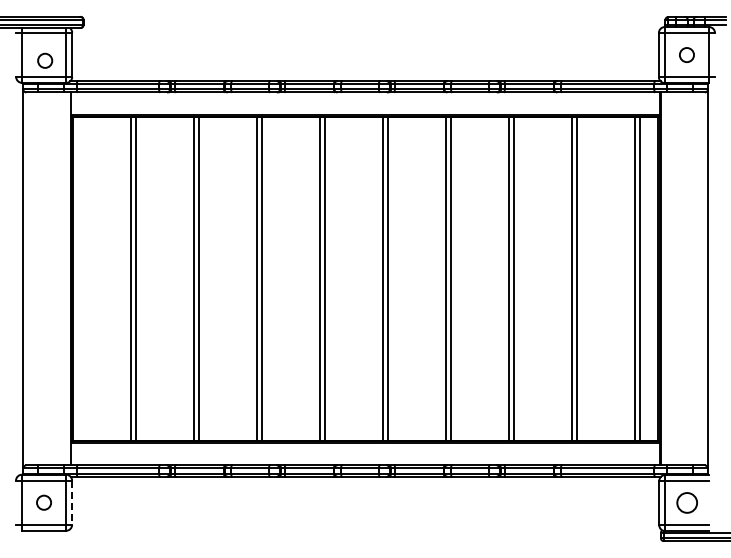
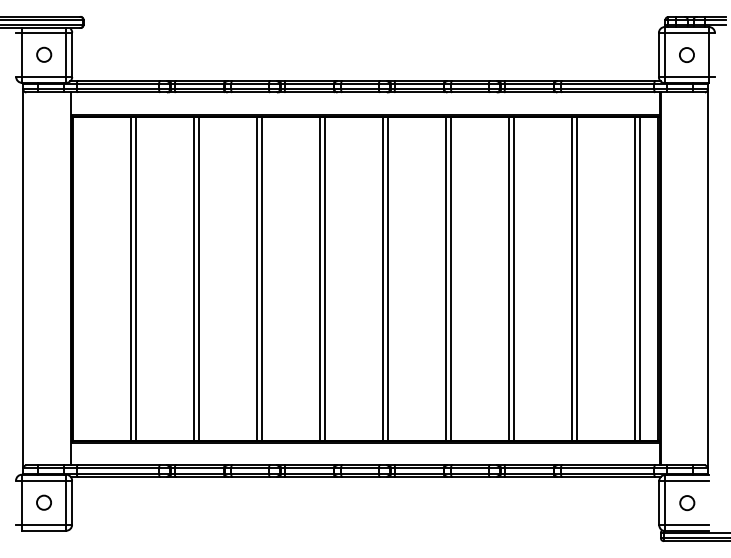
circle position: (45, 60) -> (44, 54) (44, 54)
circle size: 22x22 px -> 17x17 px (687, 503)
line: dashed -> solid (72, 503)
